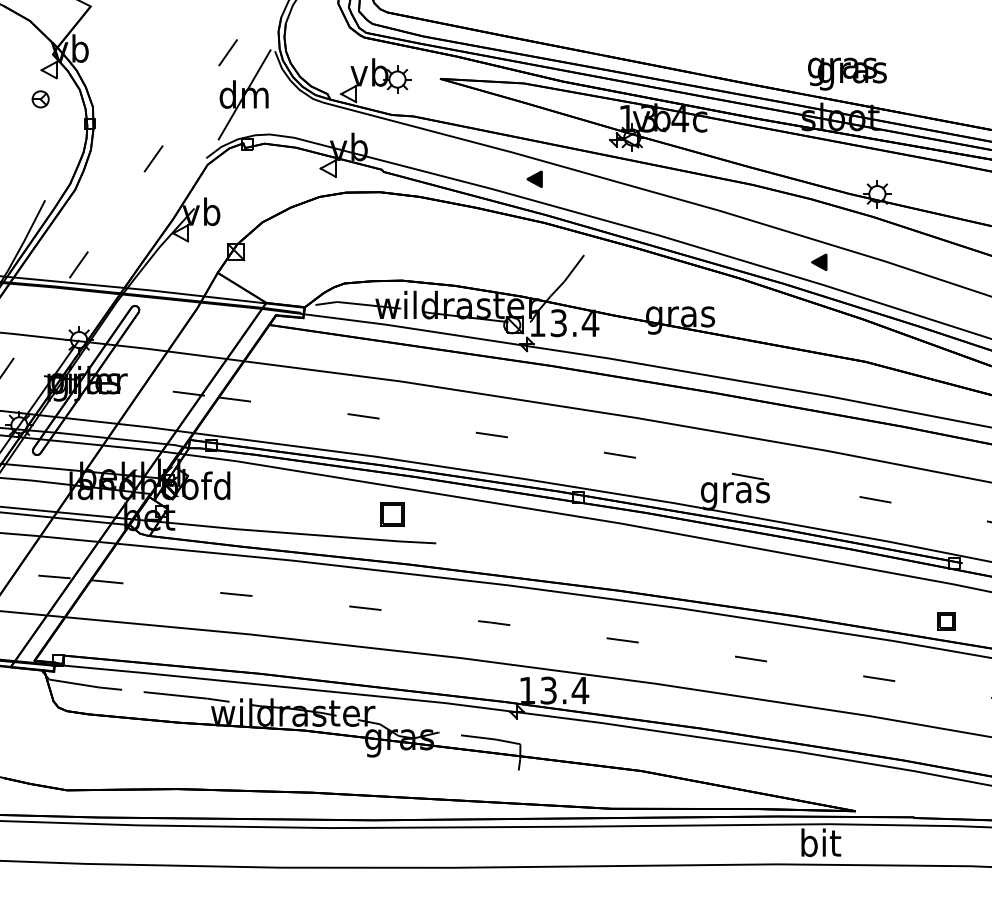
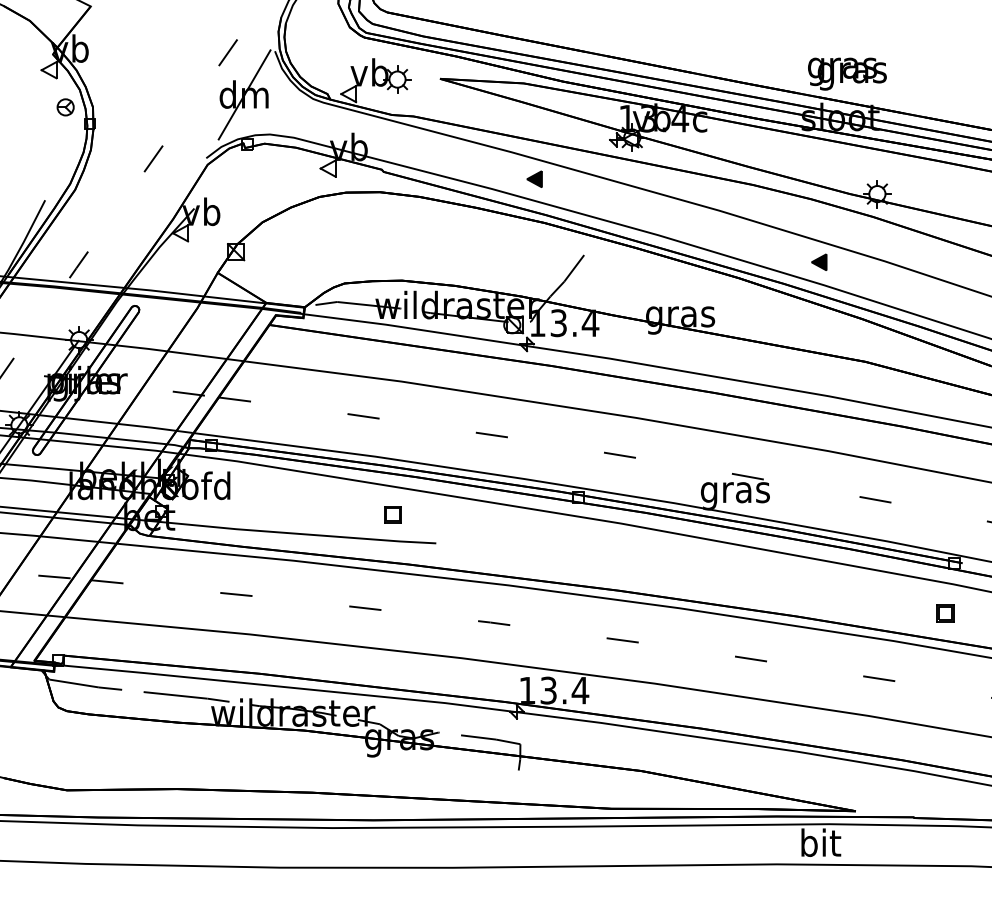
part position: (40, 99) -> (65, 107) (65, 107)
part size: 25x25 px -> 18x18 px (392, 514)
part position: (946, 621) -> (945, 613) (945, 613)
